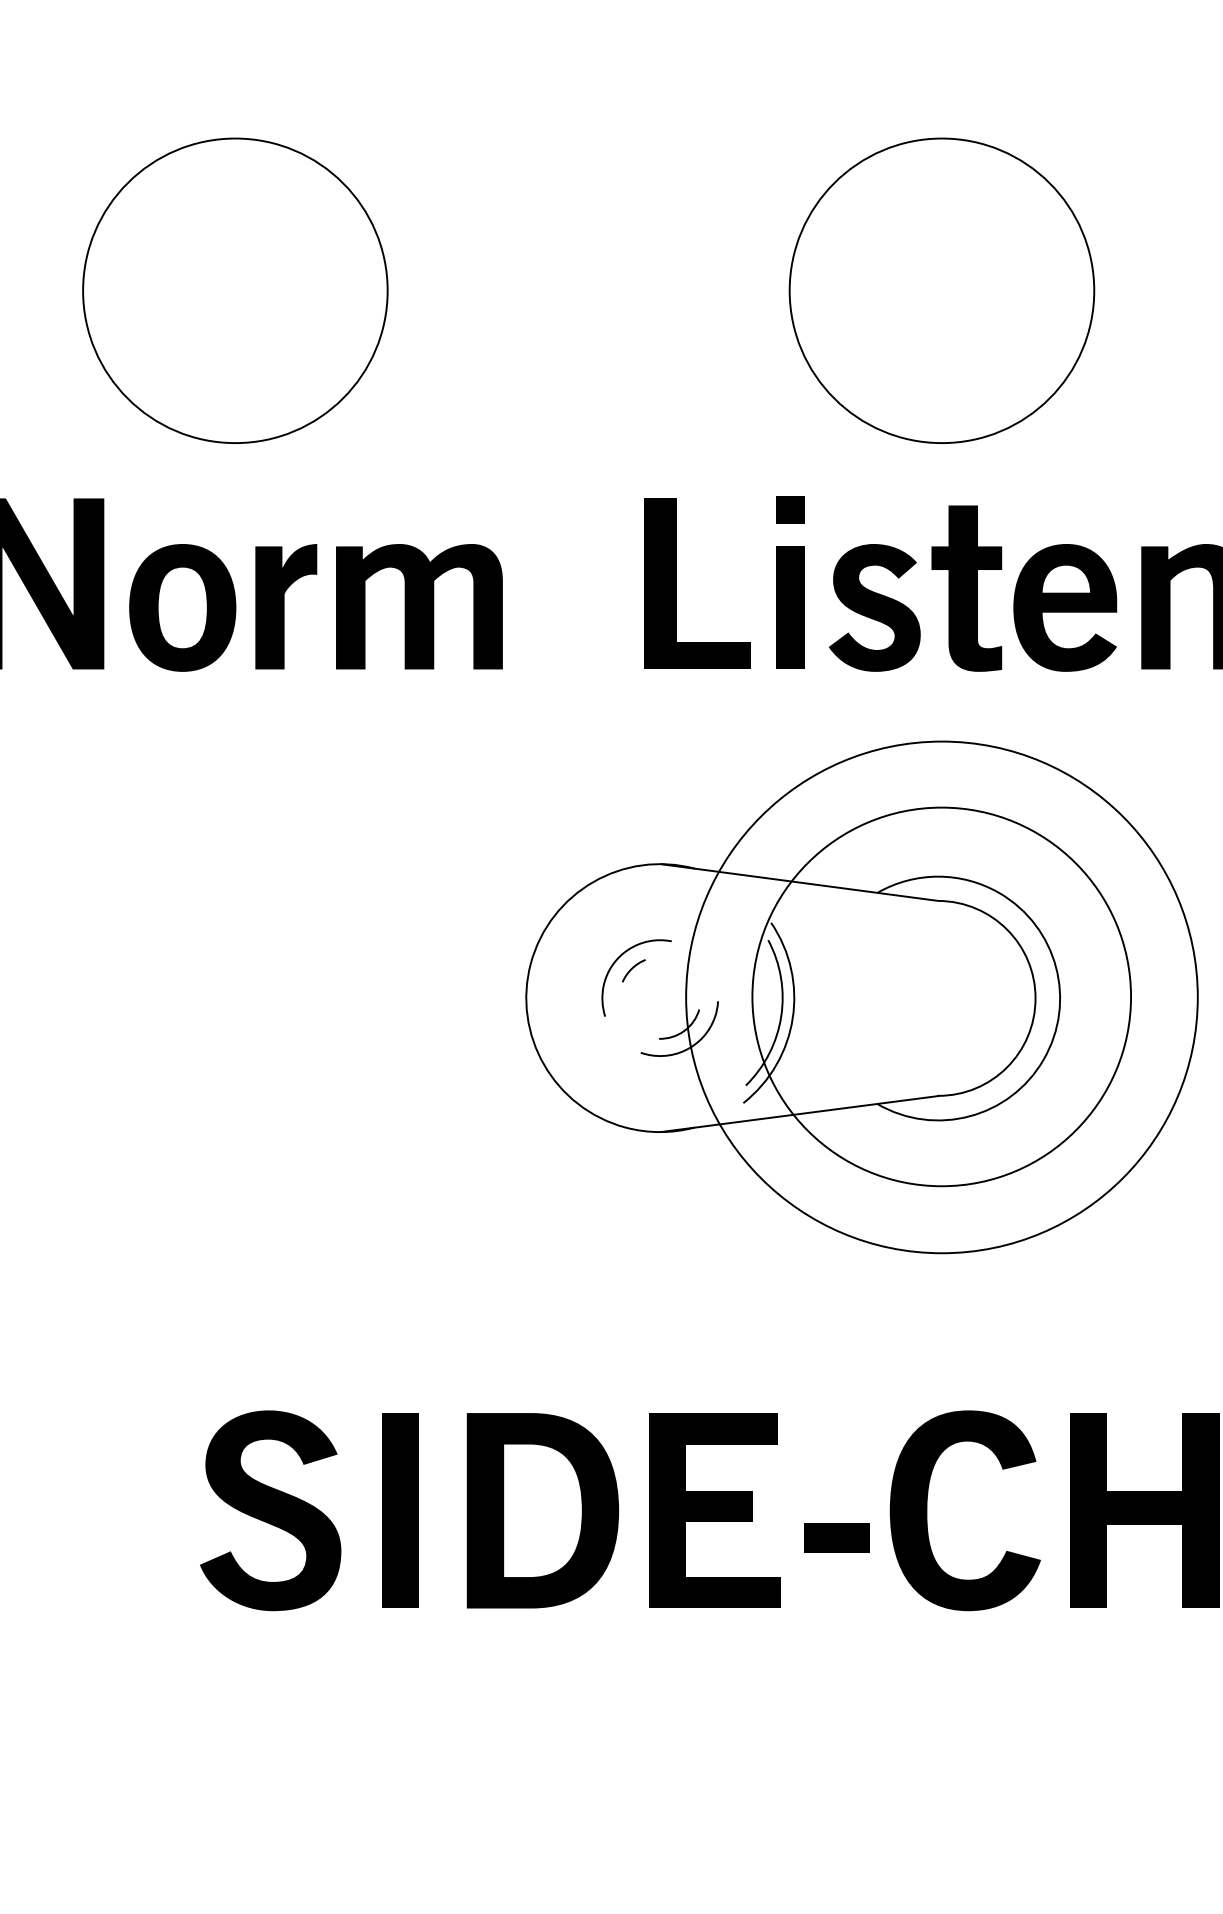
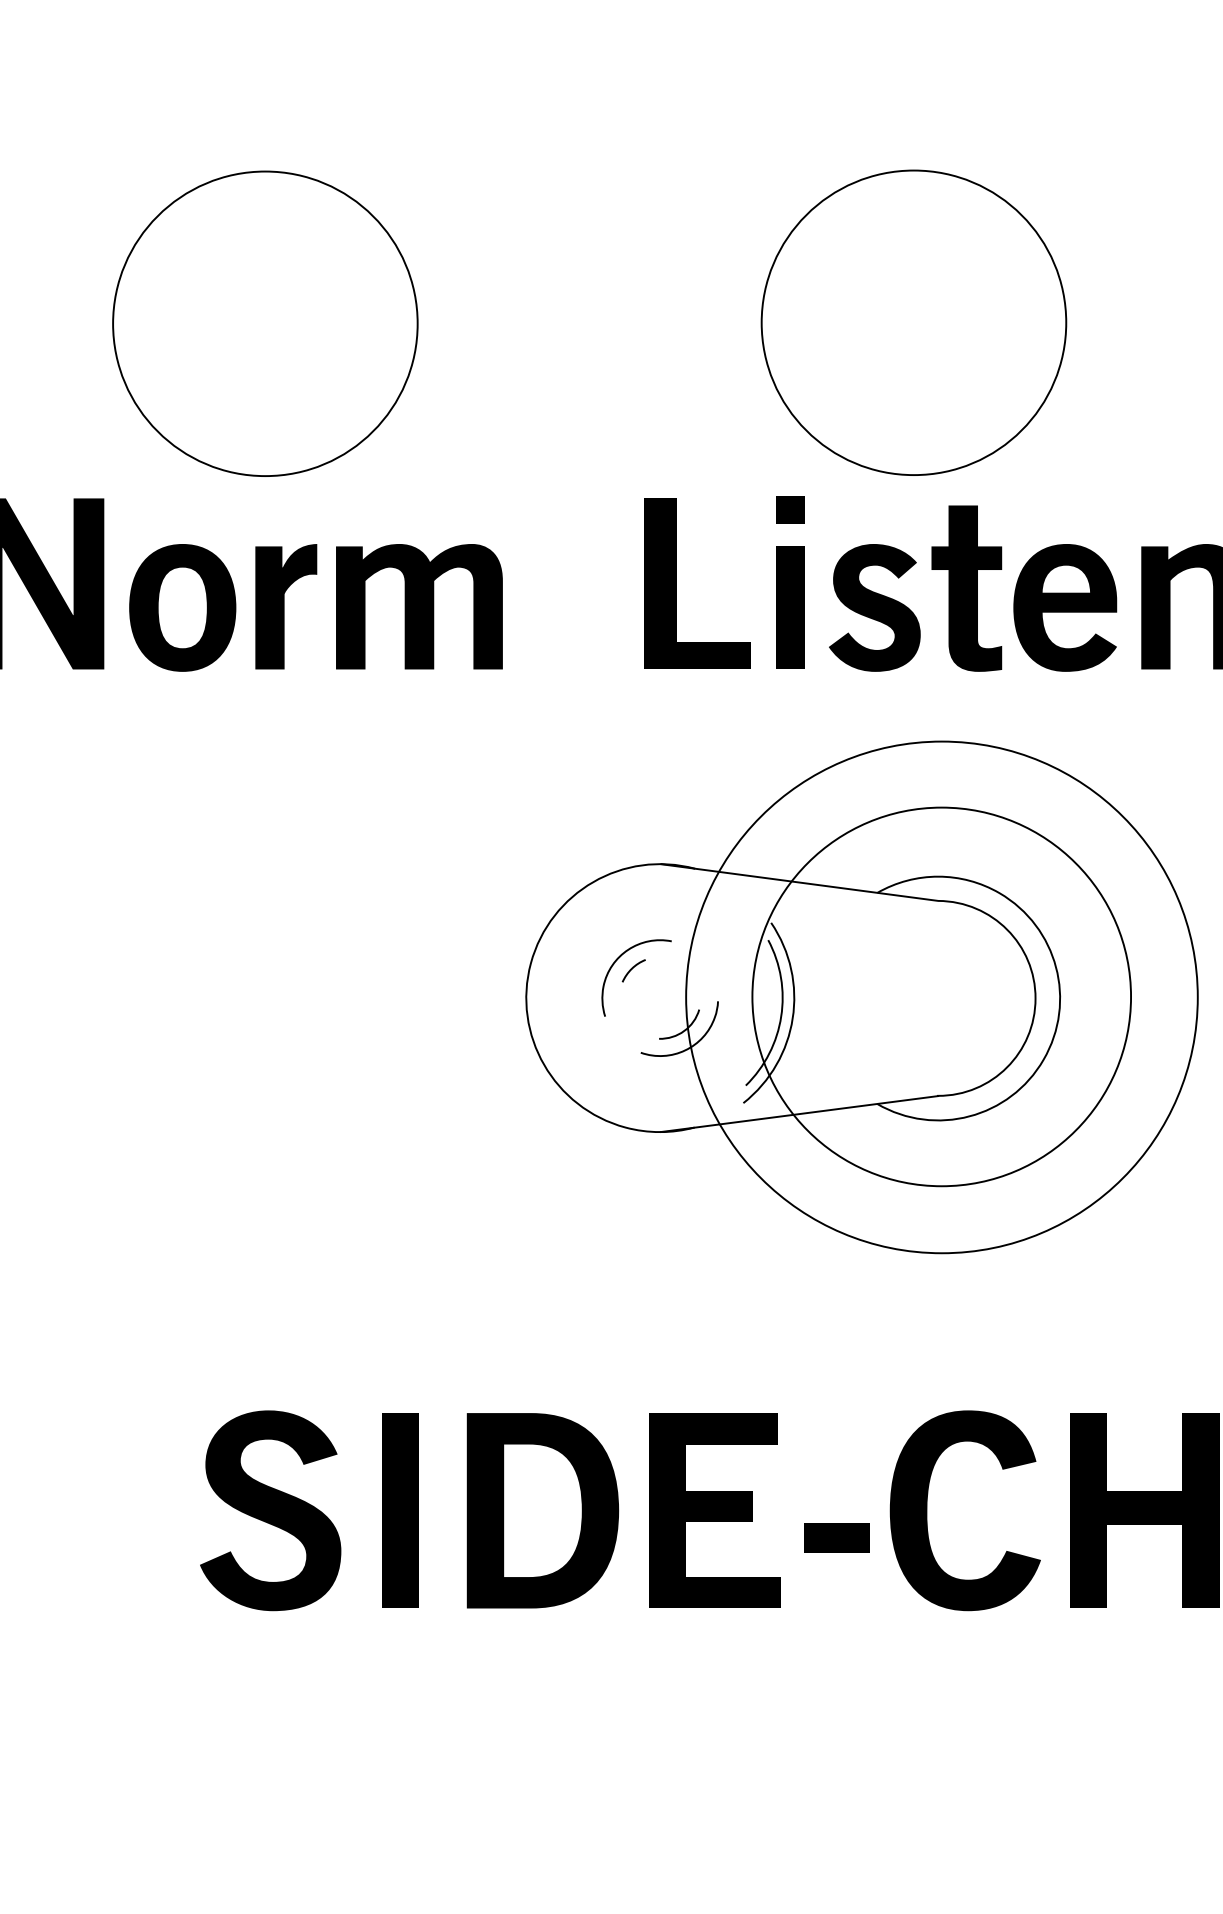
circle position: (235, 290) -> (265, 323) (265, 323)
circle position: (941, 290) -> (913, 322) (913, 322)
